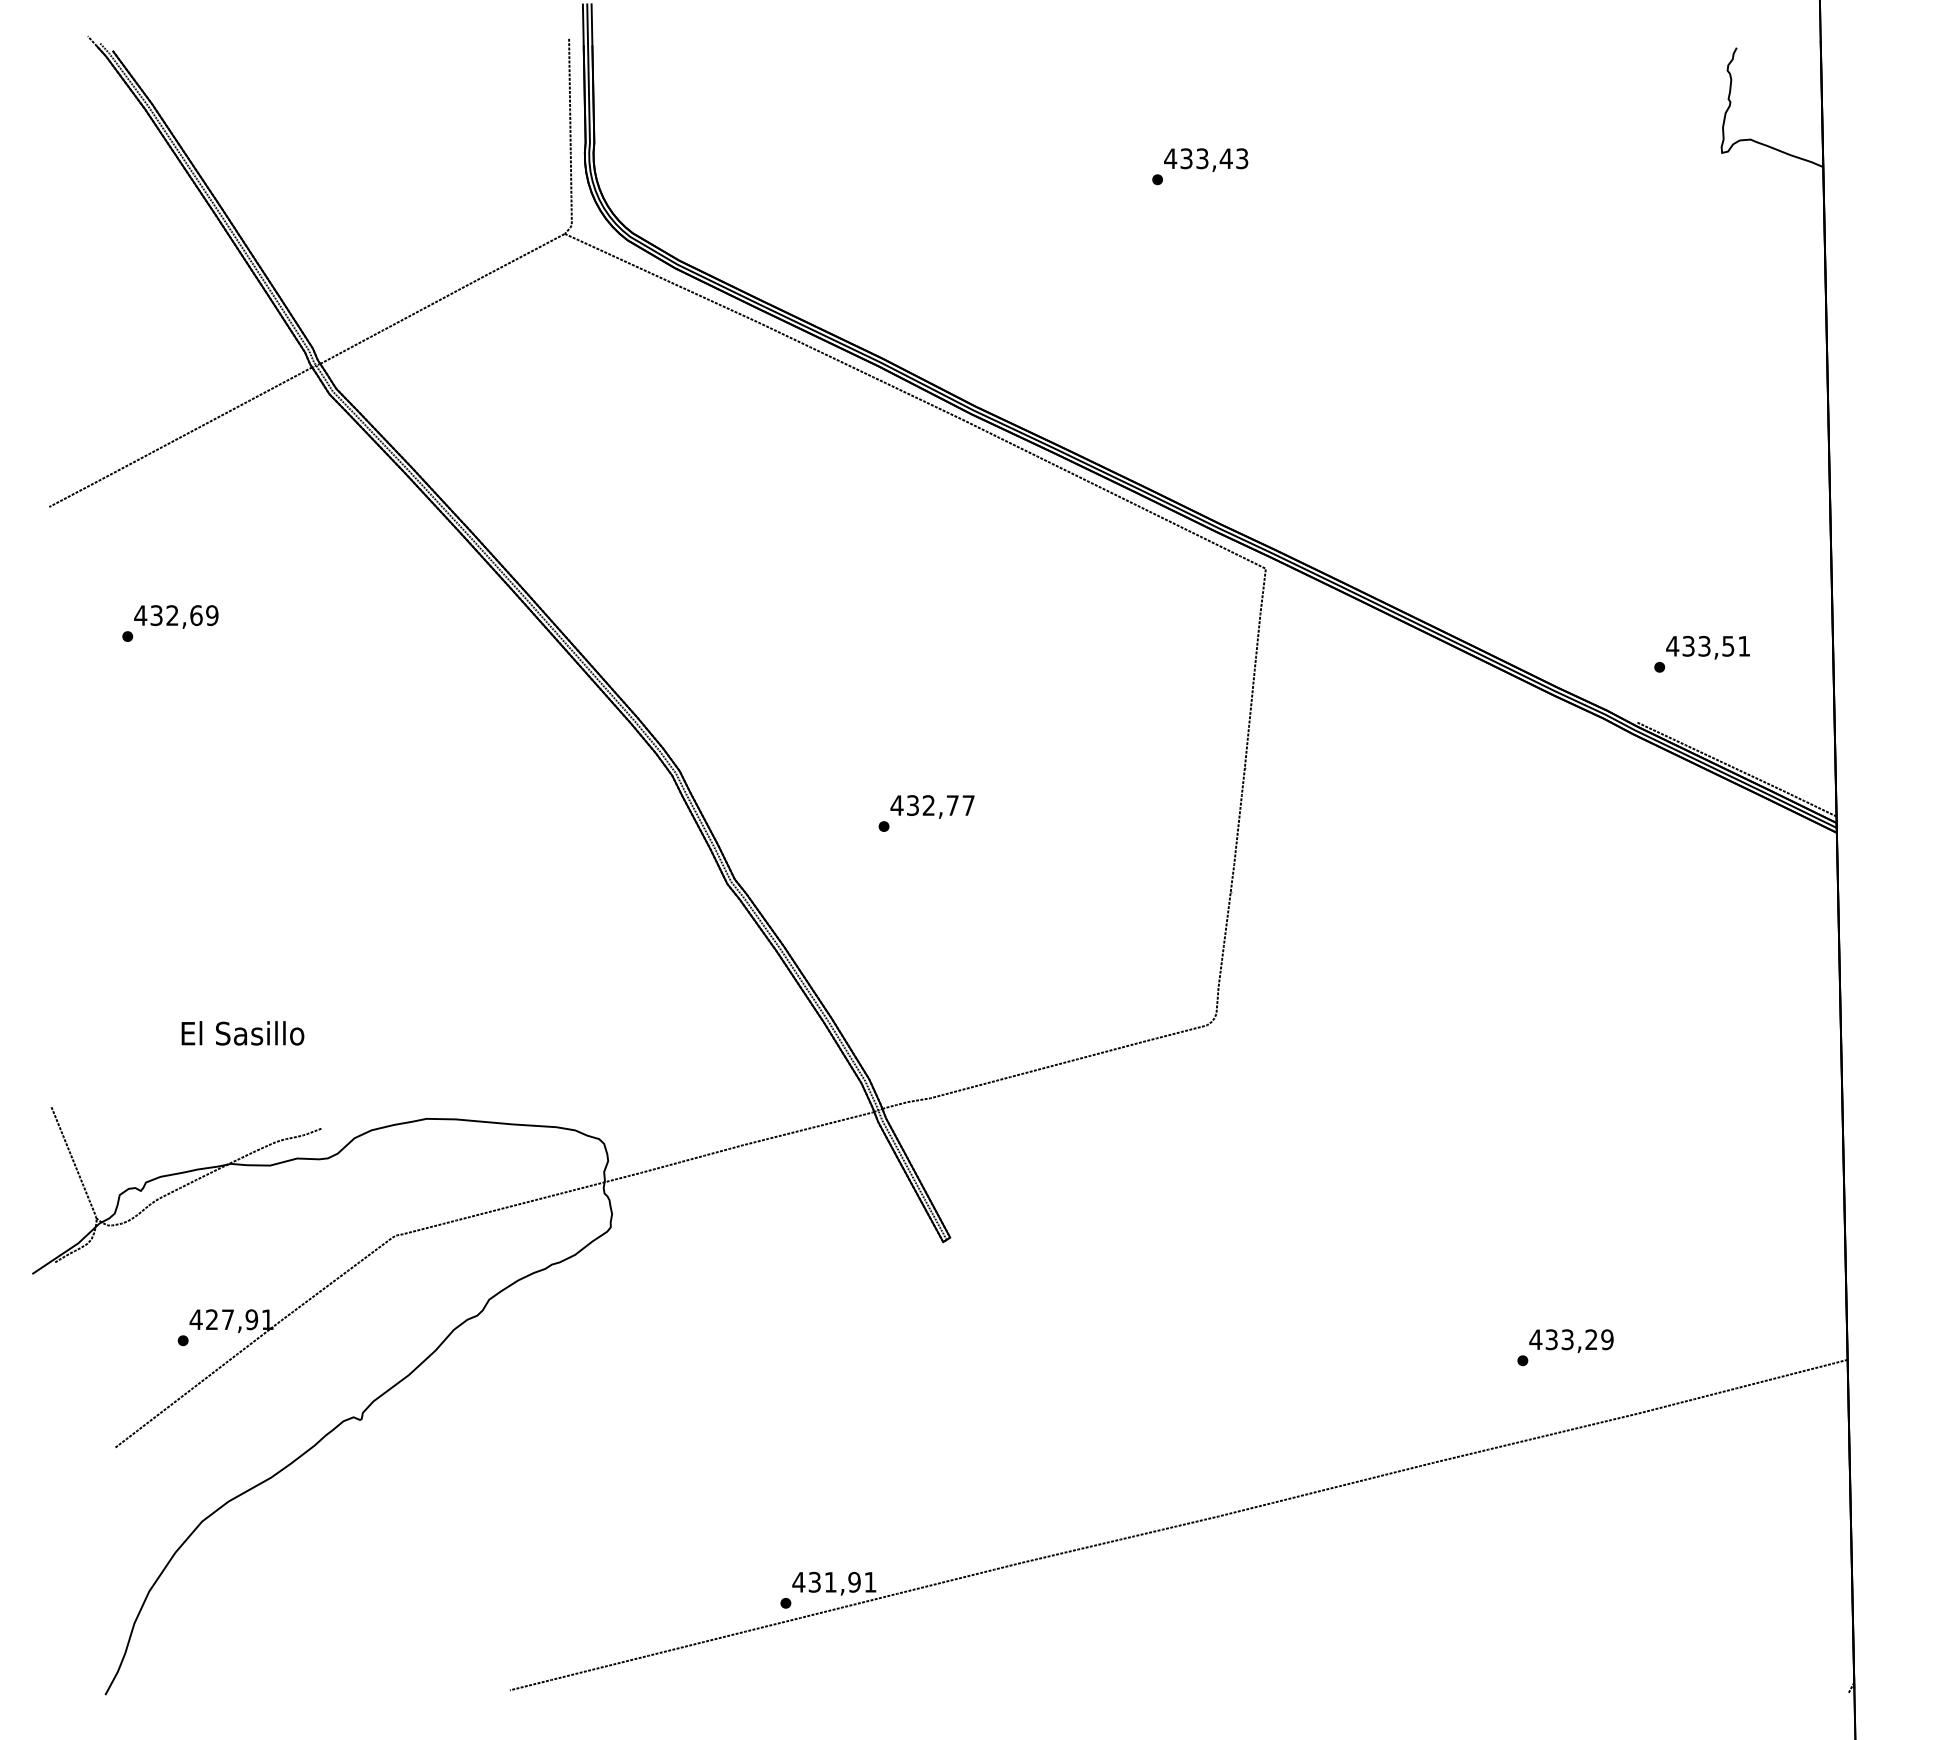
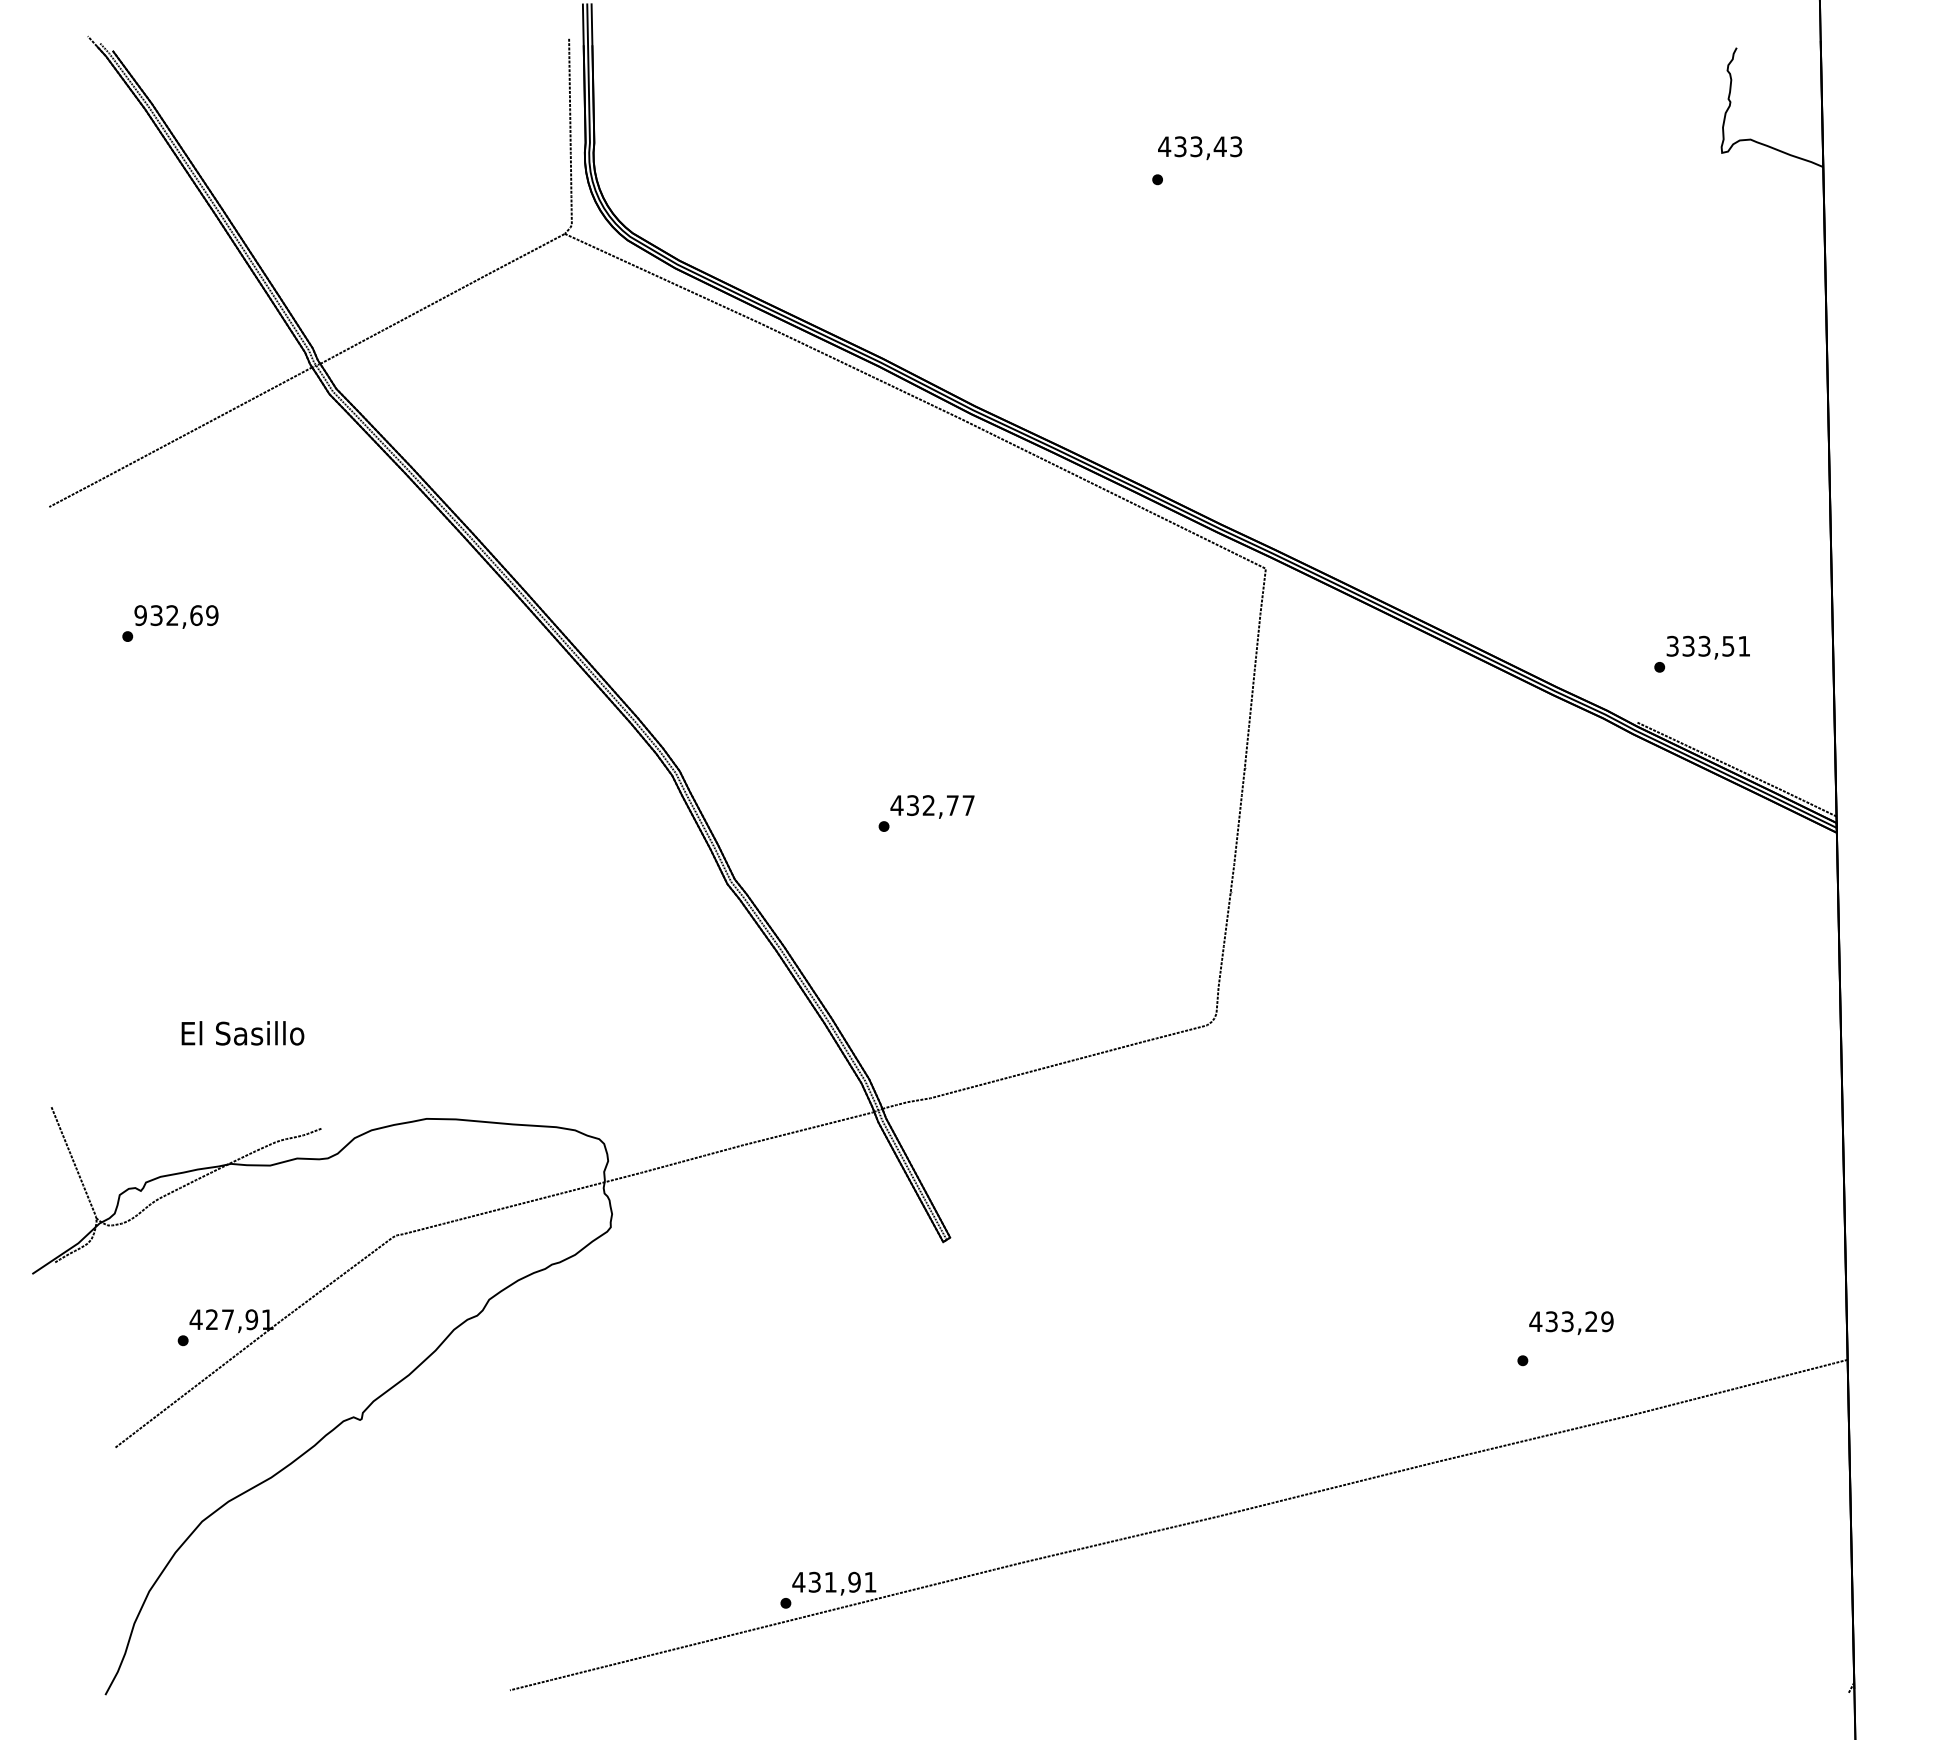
text position: (1206, 160) -> (1200, 148) (1200, 148)
text: 432,69 -> 932,69 (140, 615)
text: 433,51 -> 333,51 (1672, 645)
text position: (1571, 1341) -> (1571, 1323) (1571, 1323)
